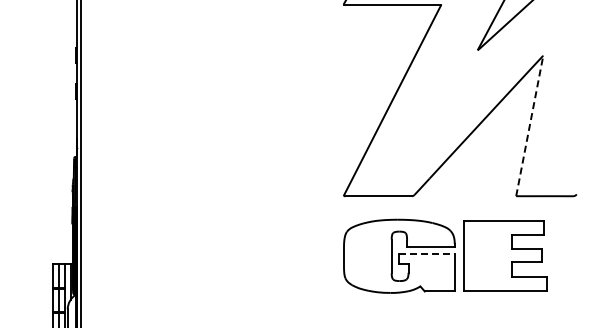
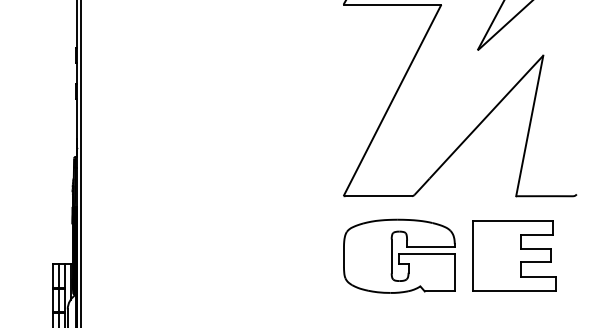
line: dashed -> solid (529, 125)
line: dashed -> solid (426, 253)
part position: (505, 255) -> (514, 255) (514, 255)
